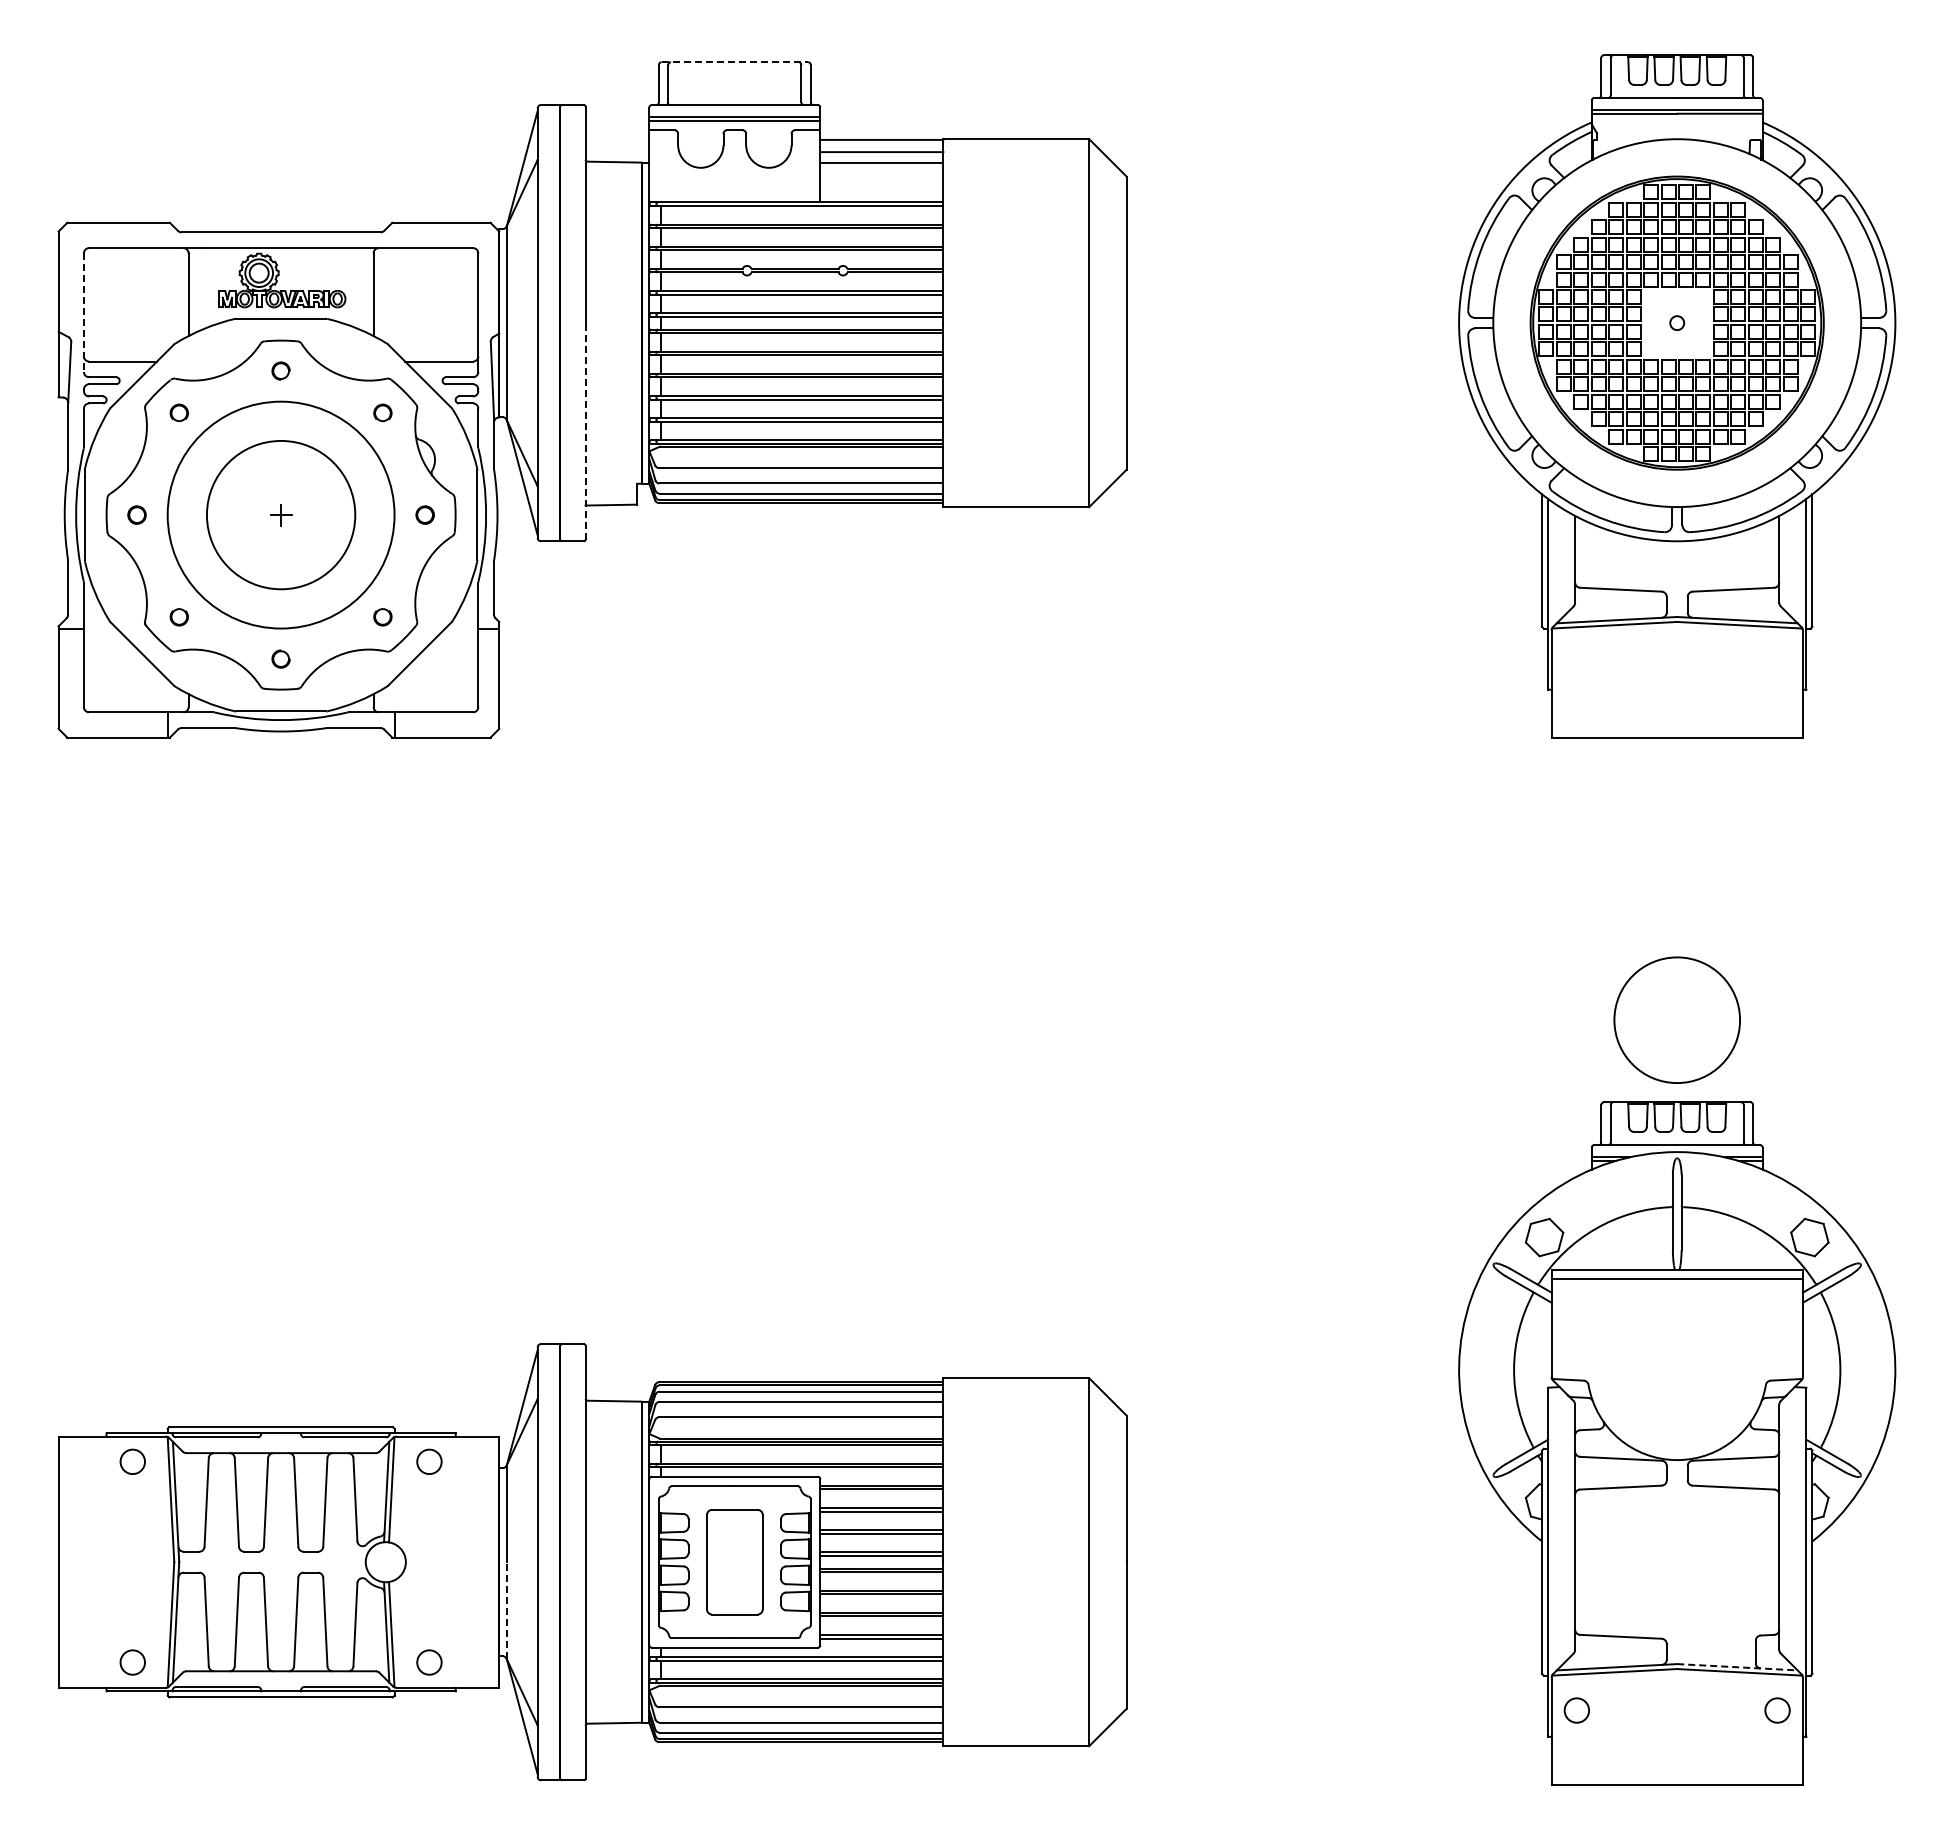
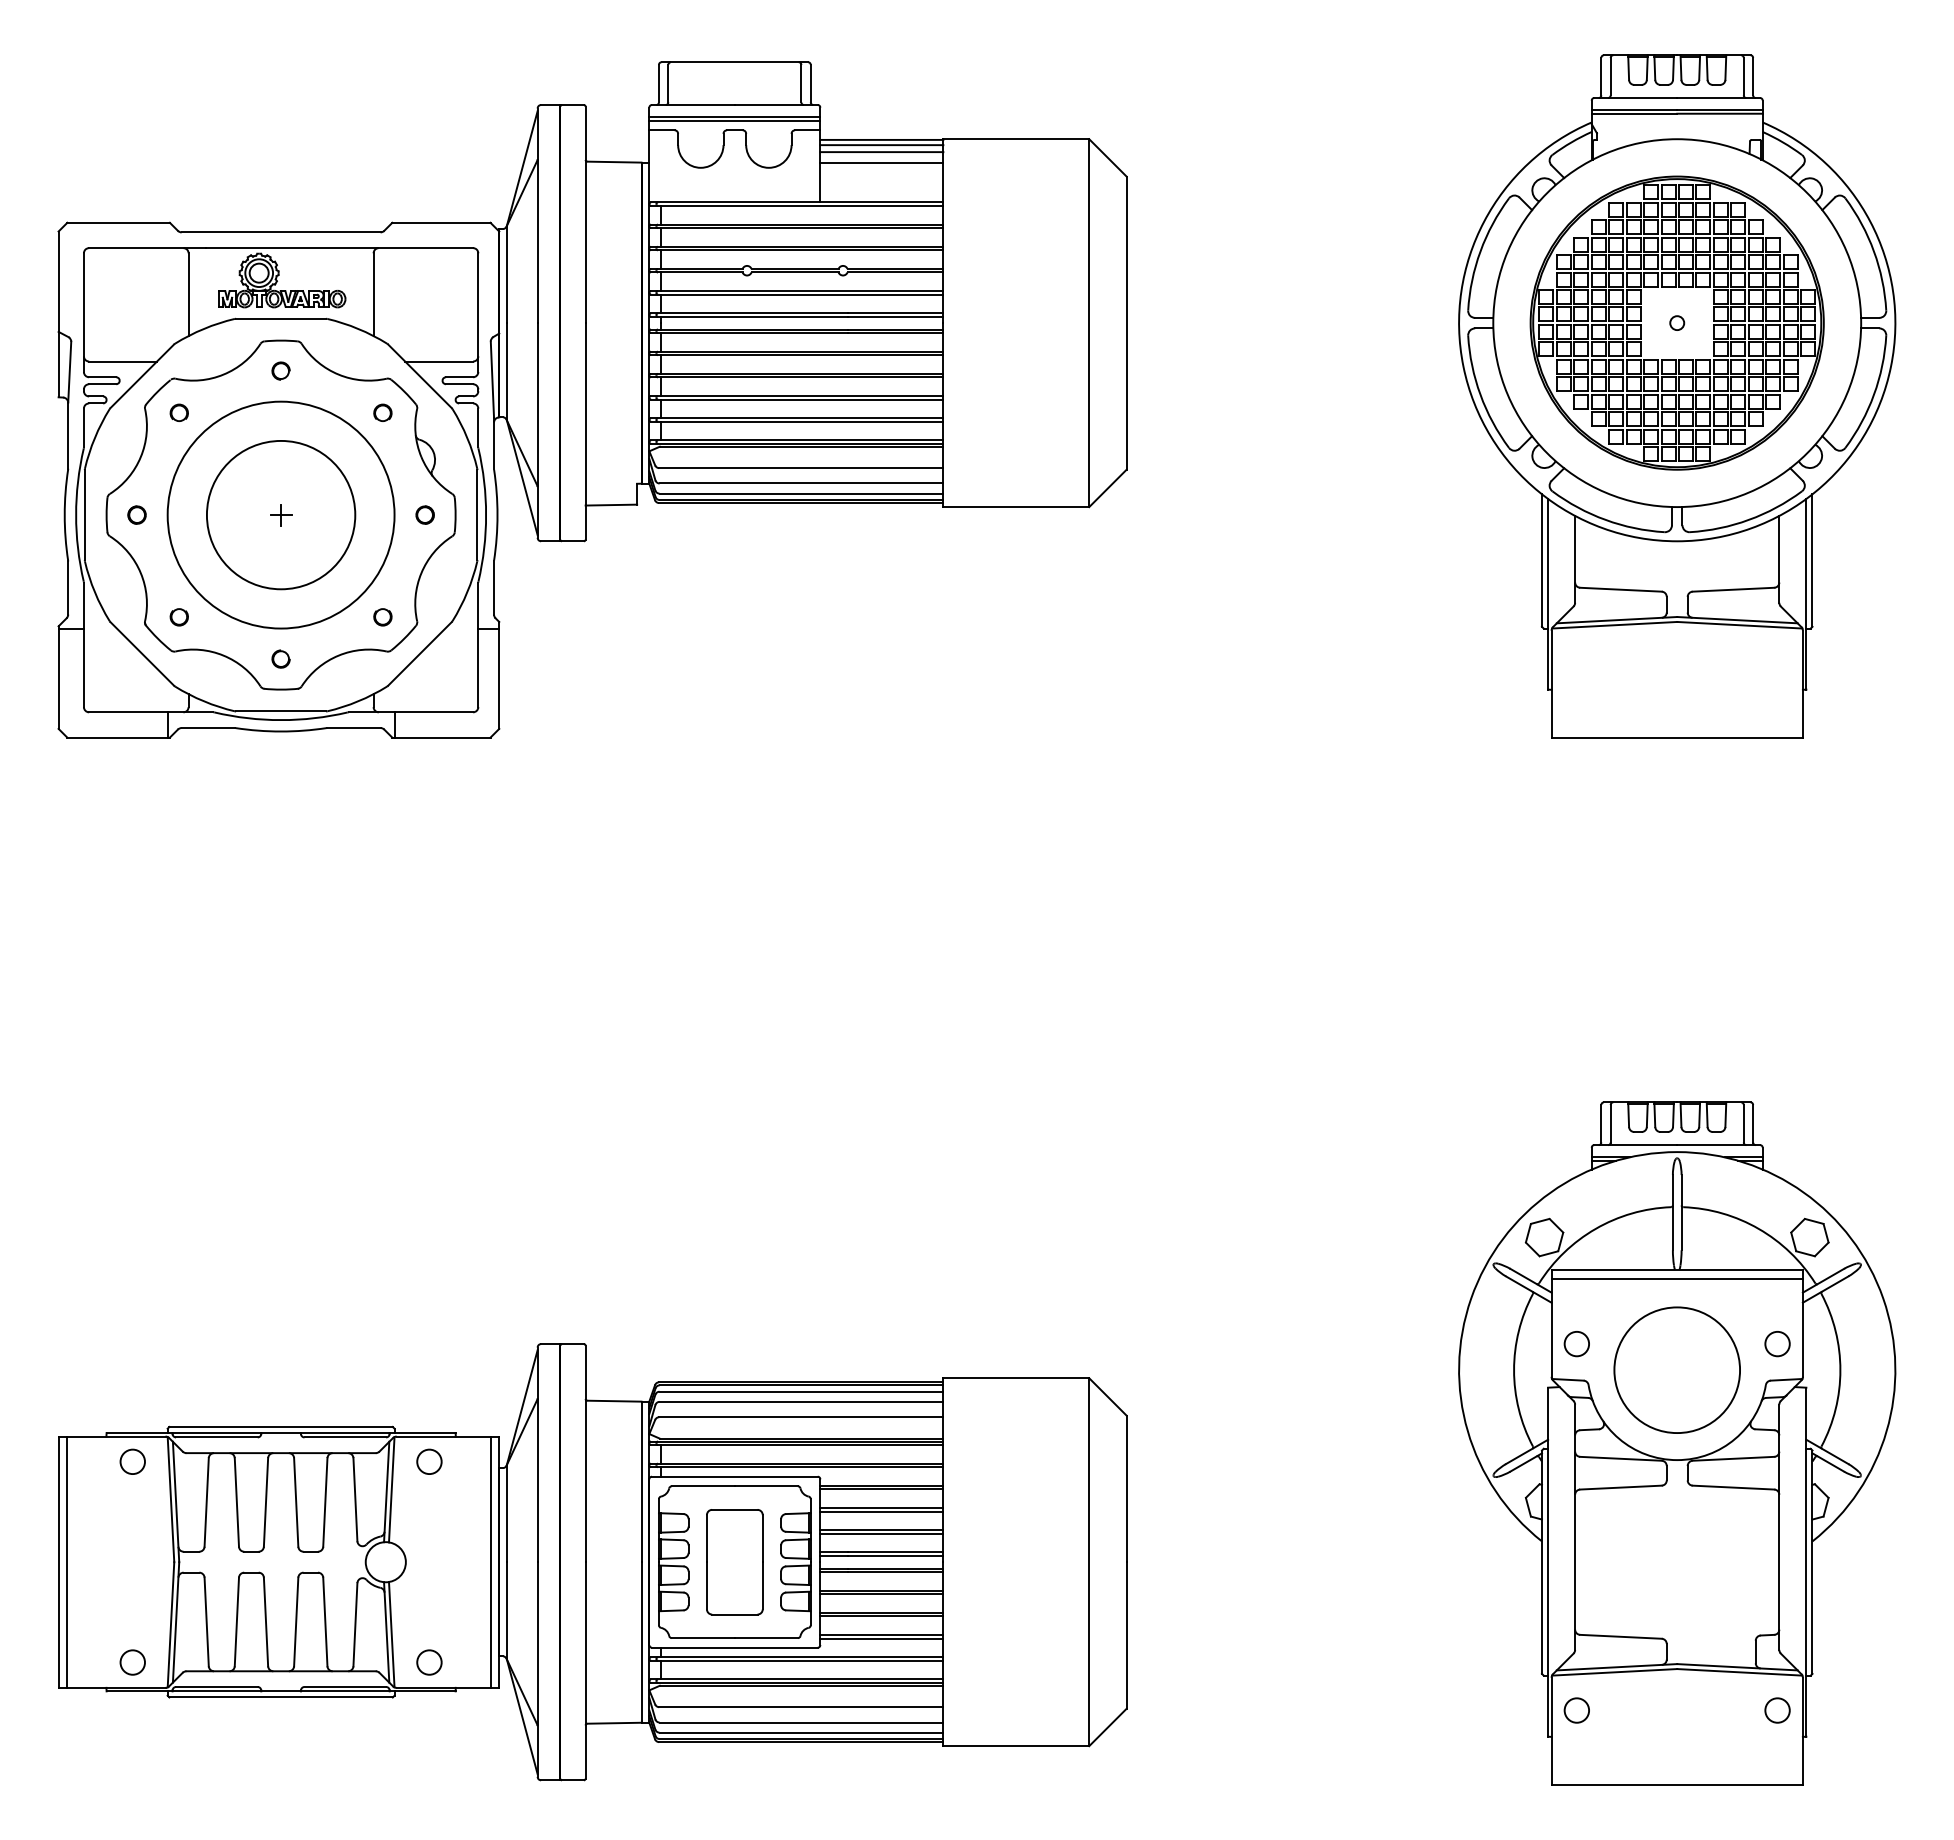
line: dashed -> solid (735, 62)
line: none -> present (881, 145)
line: dashed -> solid (83, 313)
line: dashed -> solid (585, 430)
circle position: (1676, 1019) -> (1676, 1369) (1676, 1369)
circle: none -> present (1576, 1344)
circle: none -> present (1777, 1344)
line: none -> present (67, 1561)
line: none -> present (490, 1561)
line: dashed -> solid (506, 1610)
line: dashed -> solid (1737, 1667)
